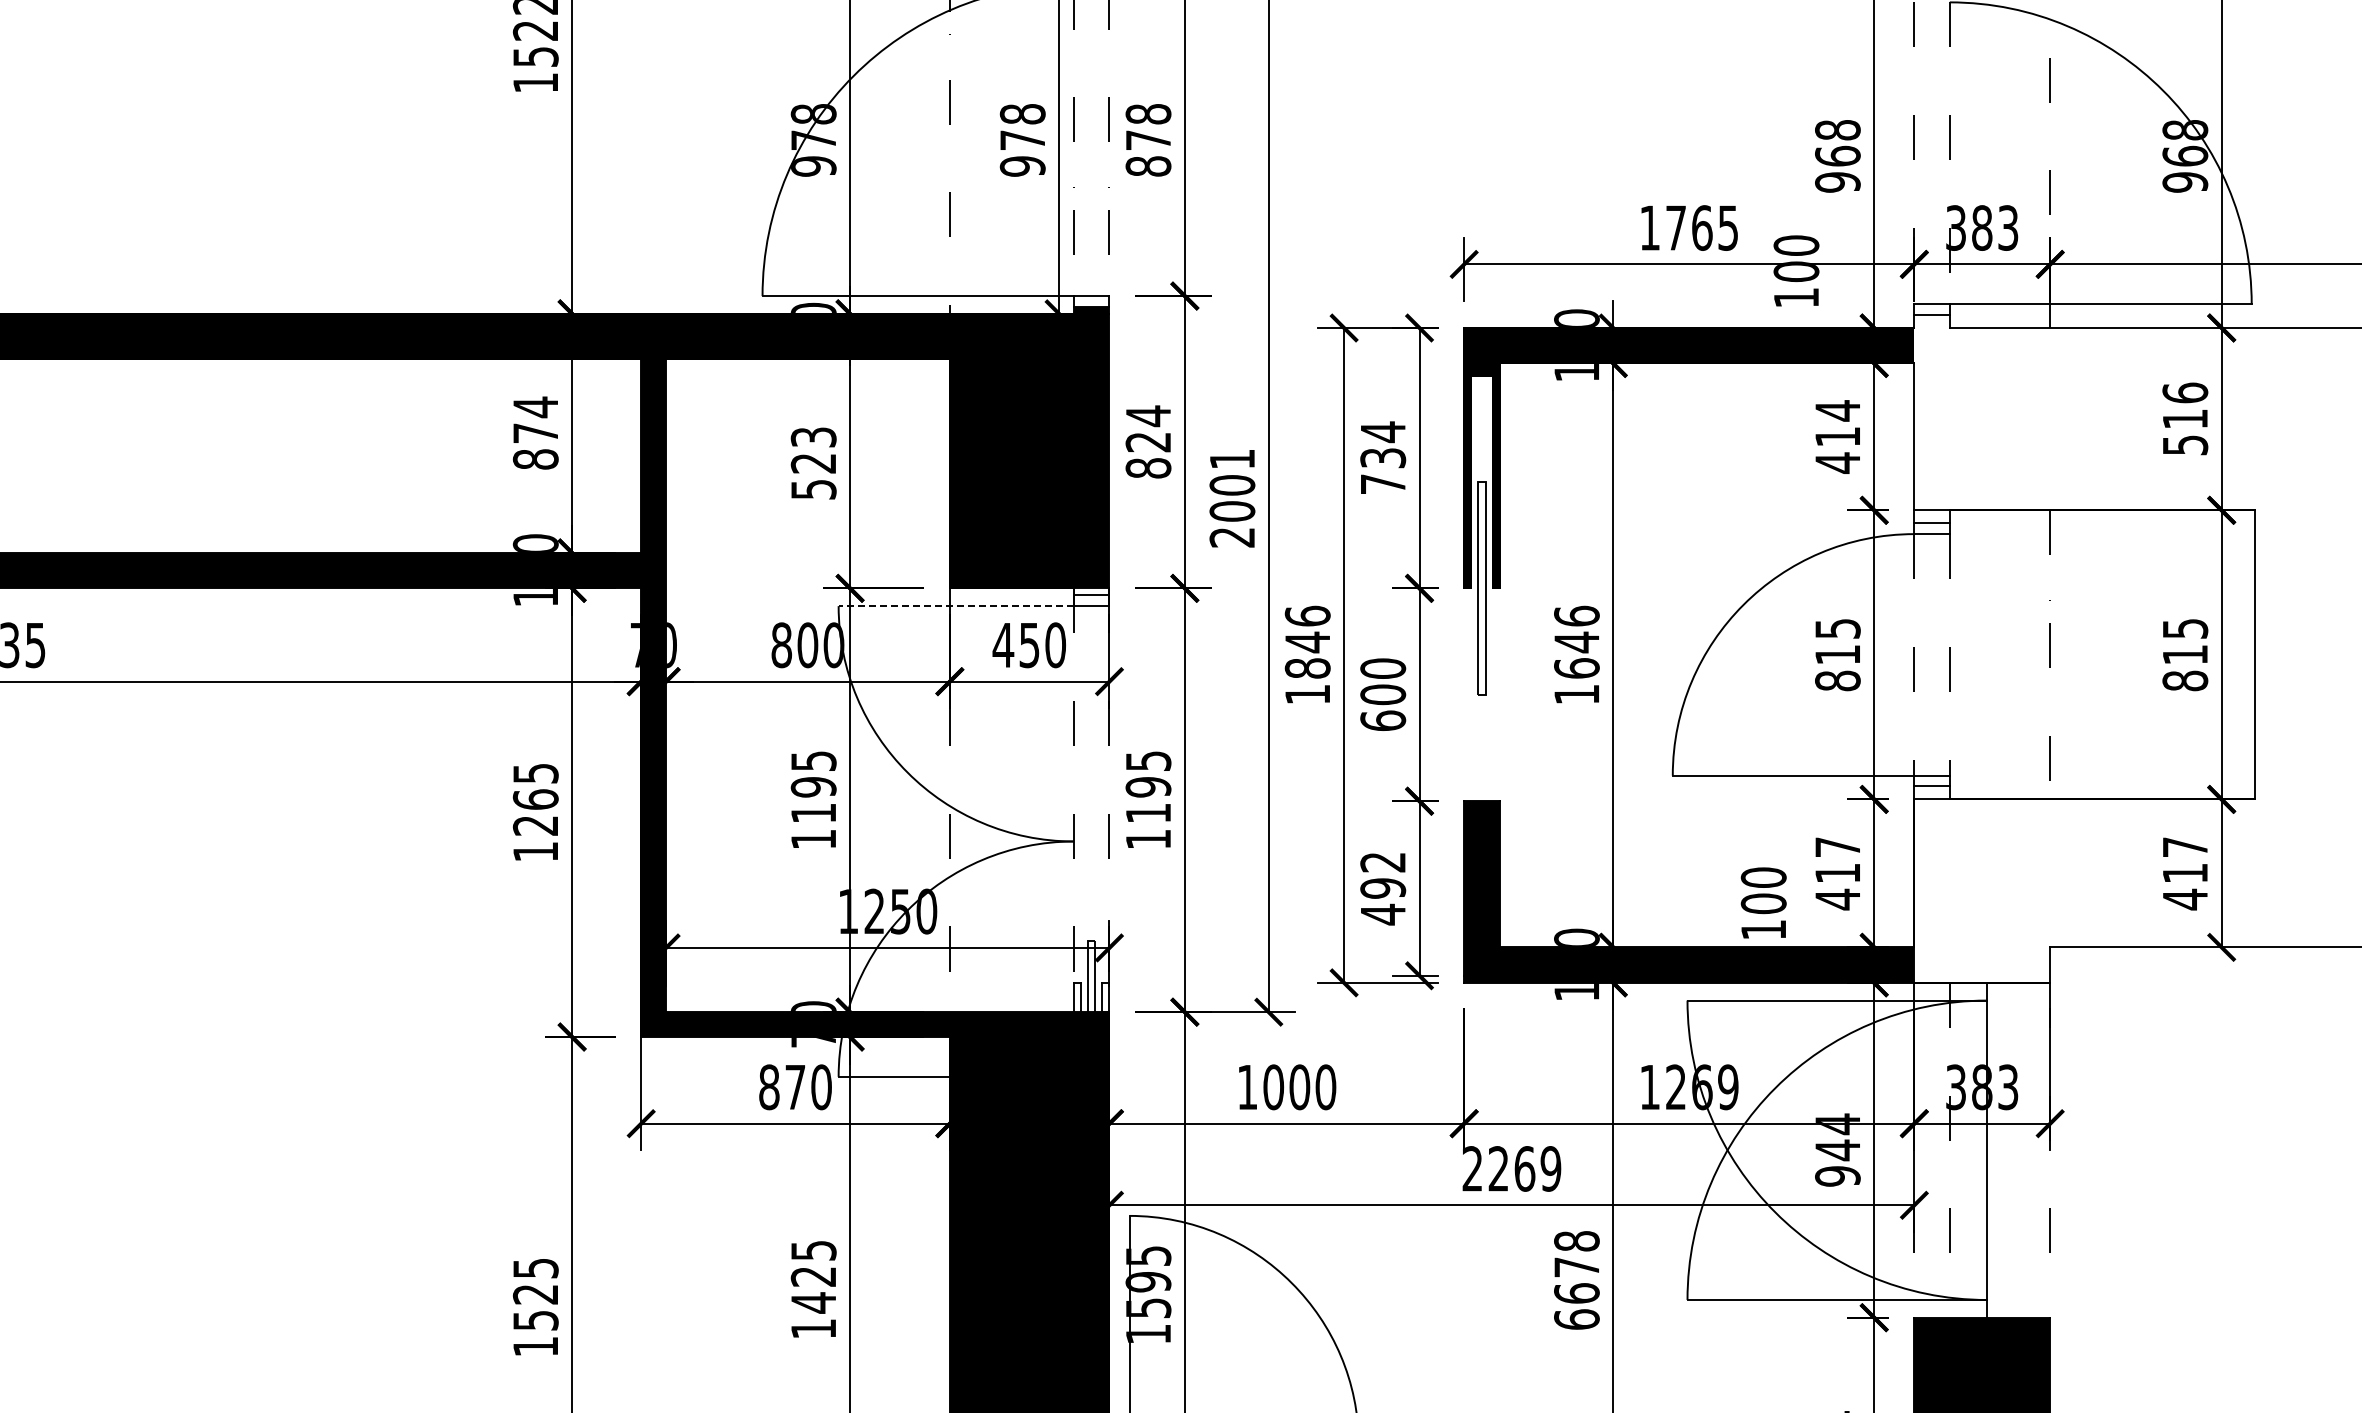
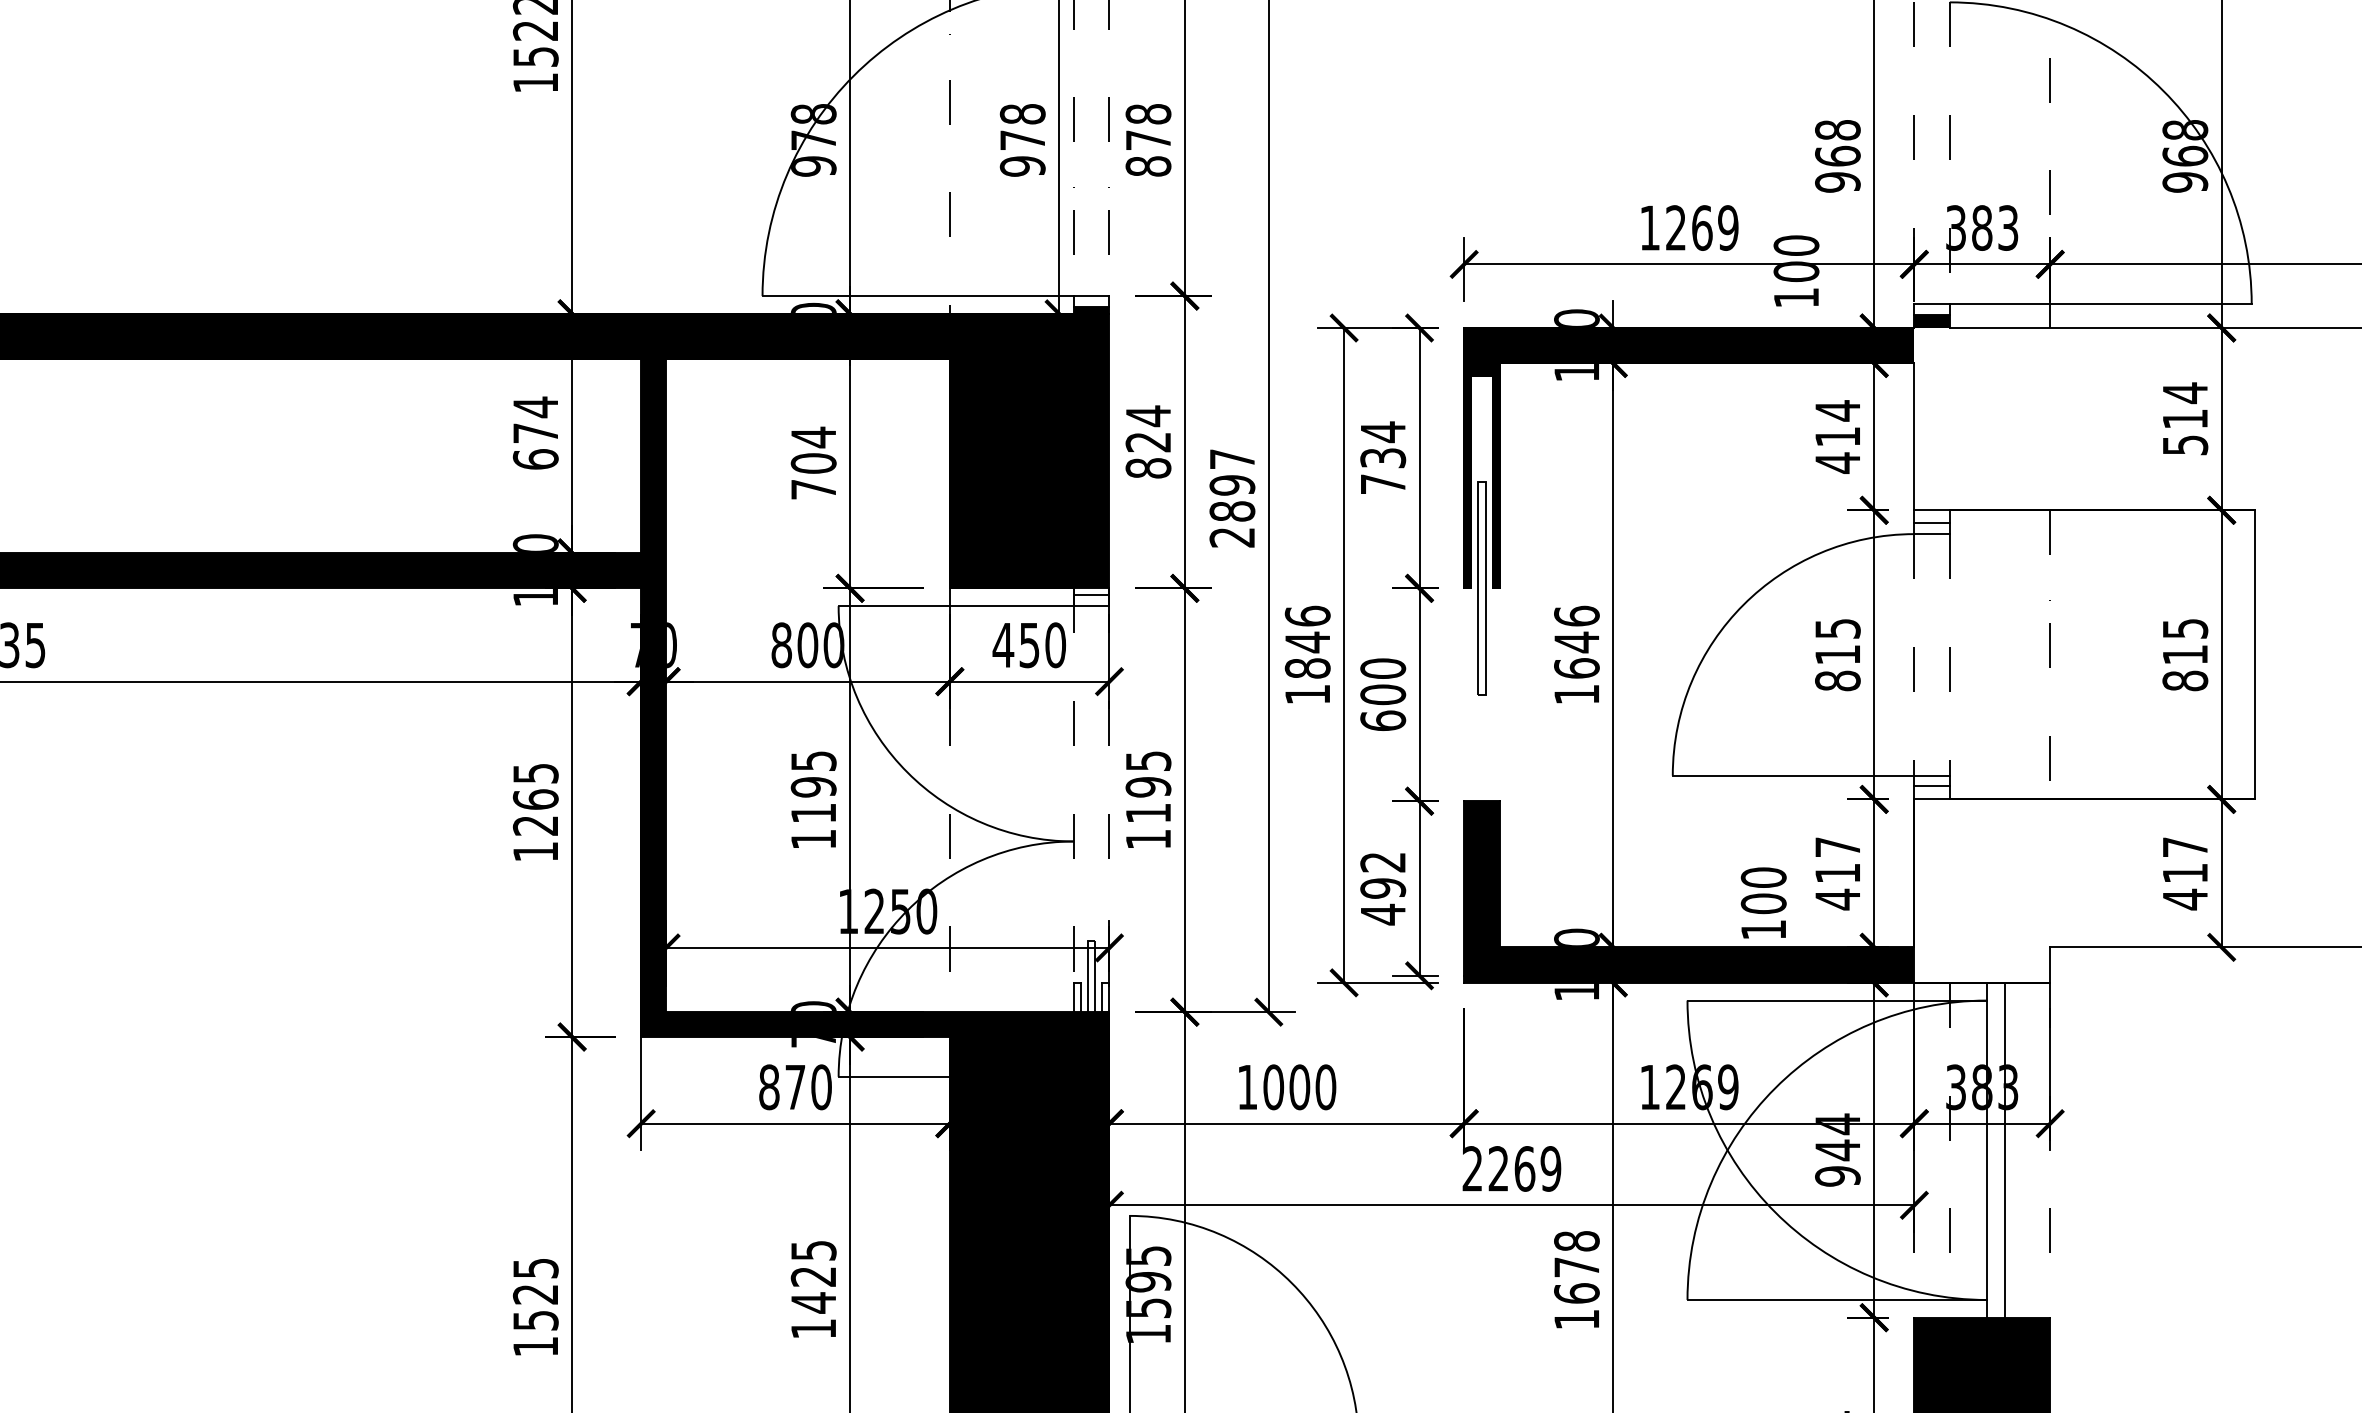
text: 1765 -> 1269 (1702, 227)
fill: none -> present (1931, 321)
text: 516 -> 514 (2185, 393)
text: 874 -> 674 (535, 459)
text: 523 -> 704 (813, 462)
text: 2001 -> 2897 (1232, 485)
line: dashed -> solid (956, 606)
line: none -> present (2004, 1149)
text: 6678 -> 1678 (1576, 1319)
